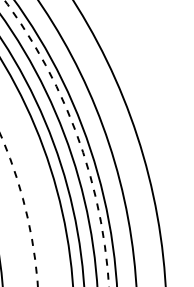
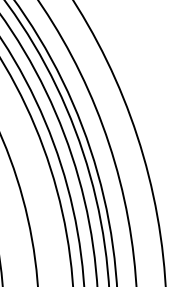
arc: dashed -> solid (78, 138)
arc: dashed -> solid (25, 208)
